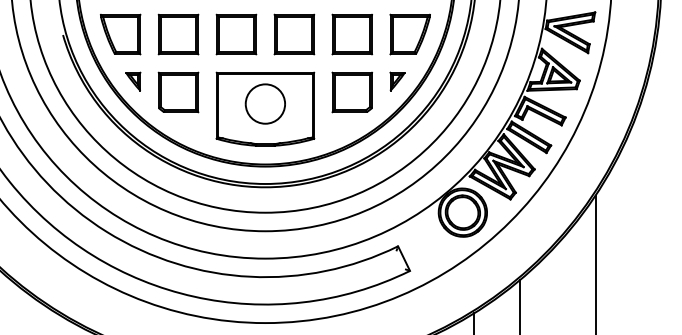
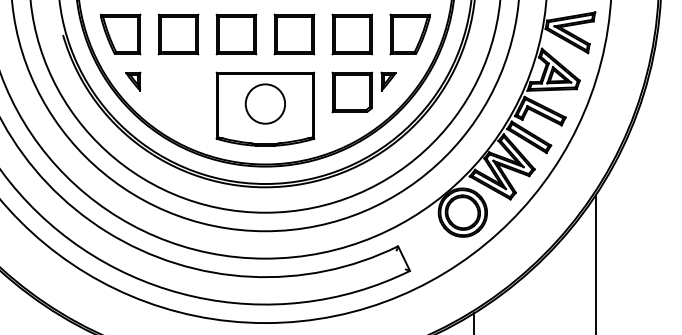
part position: (397, 81) -> (388, 81) (388, 81)
part: present -> none (178, 92)
line: present -> none (520, 305)
